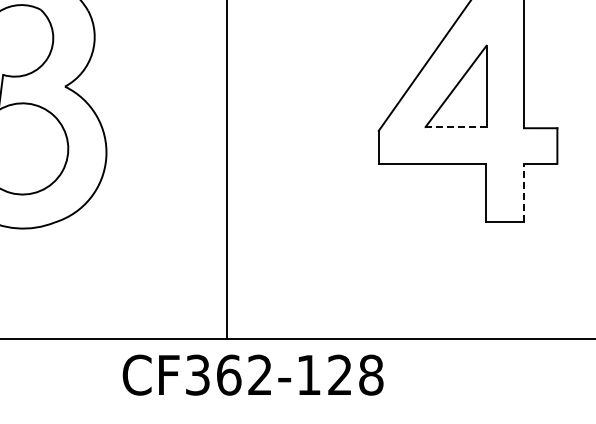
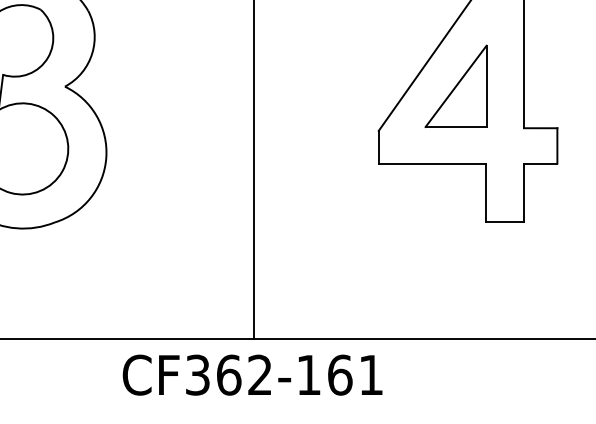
line: dashed -> solid (455, 127)
line position: (226, 170) -> (253, 170) (253, 170)
line: dashed -> solid (523, 192)
text: CF362-128 -> CF362-161 (355, 374)
